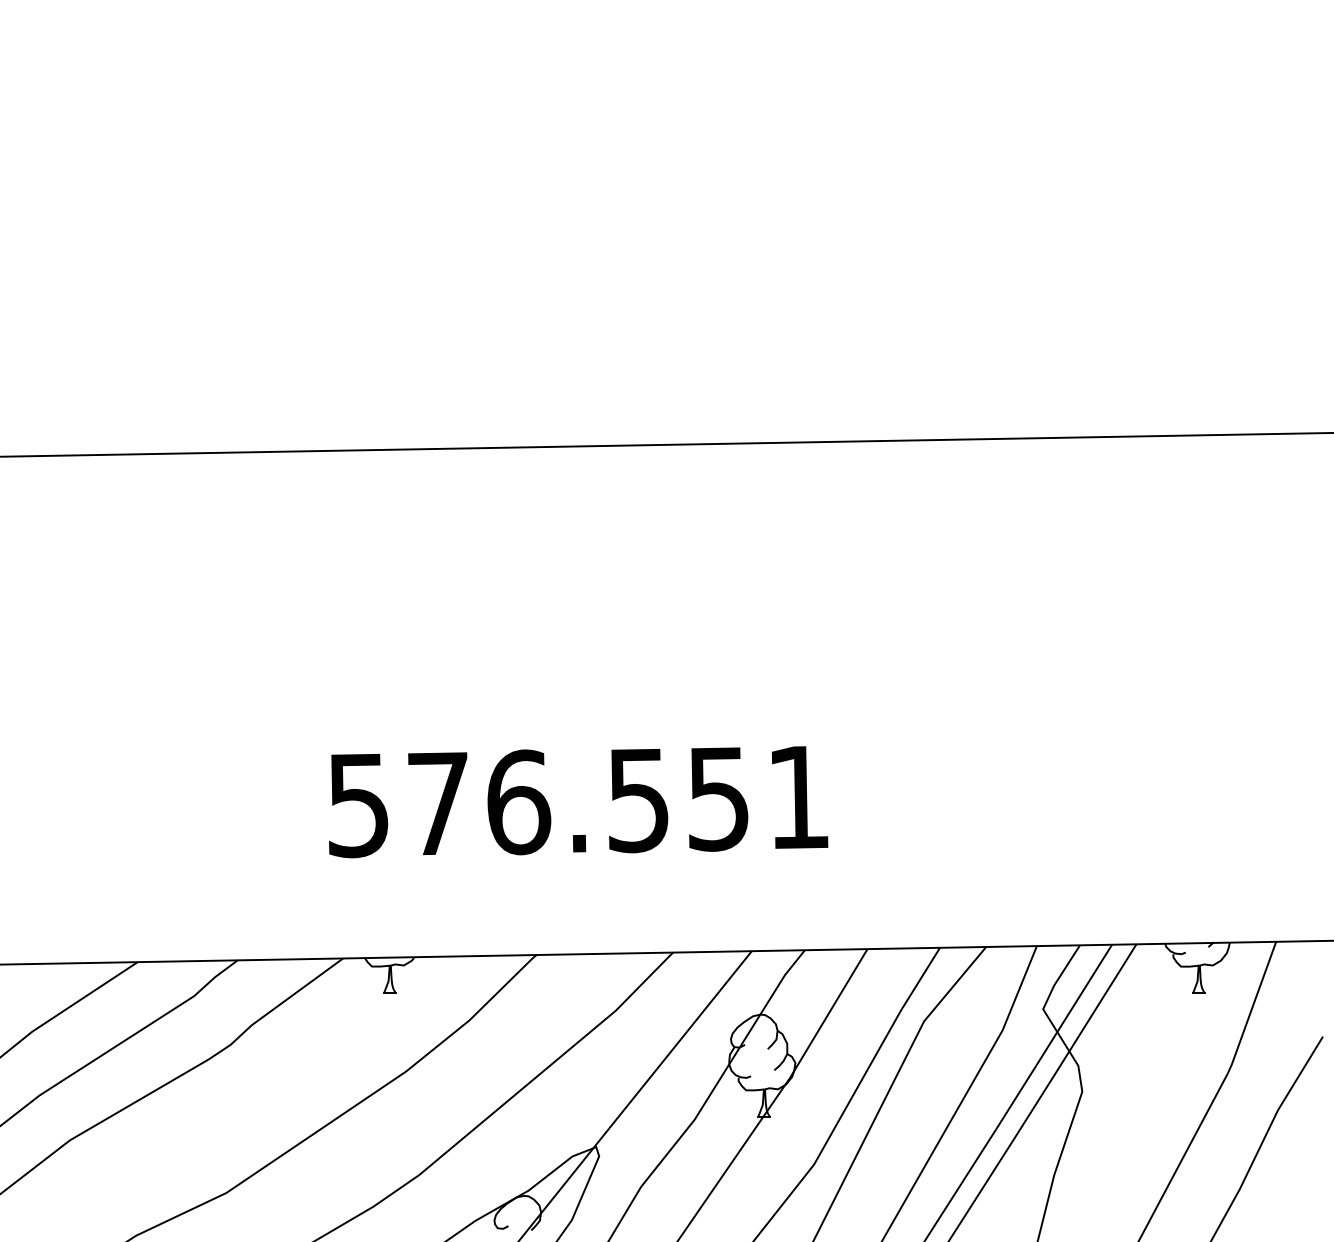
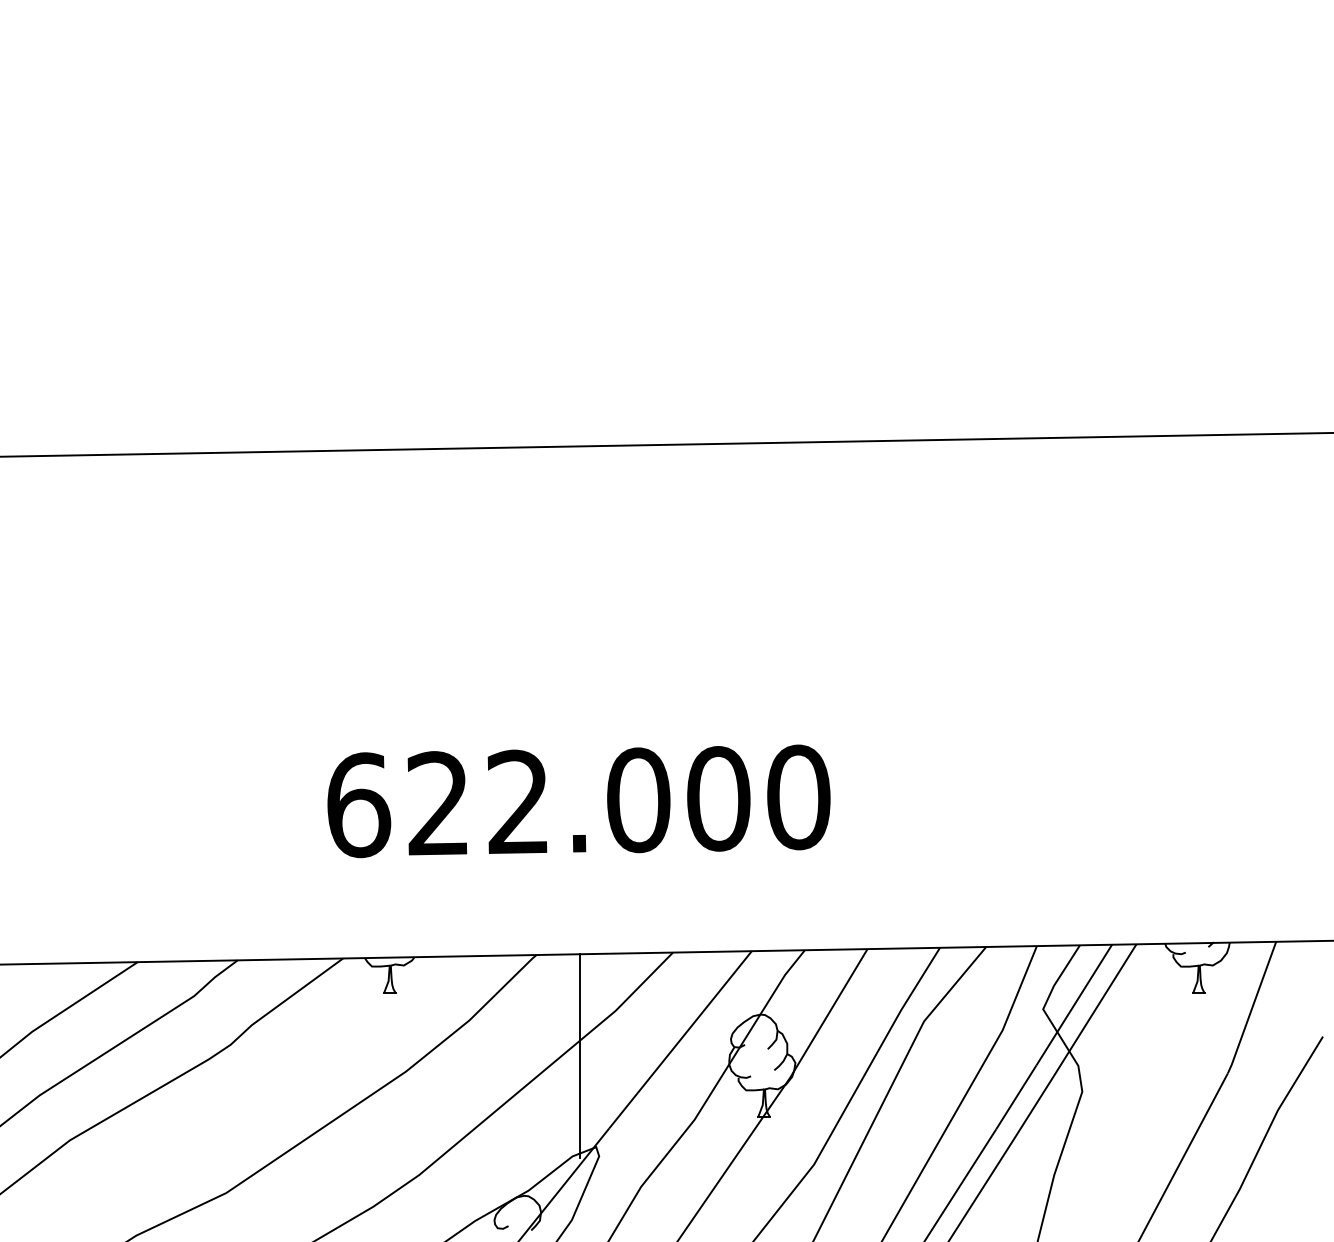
text: 576.551 -> 622.000 (578, 801)
line: none -> present (579, 1056)
